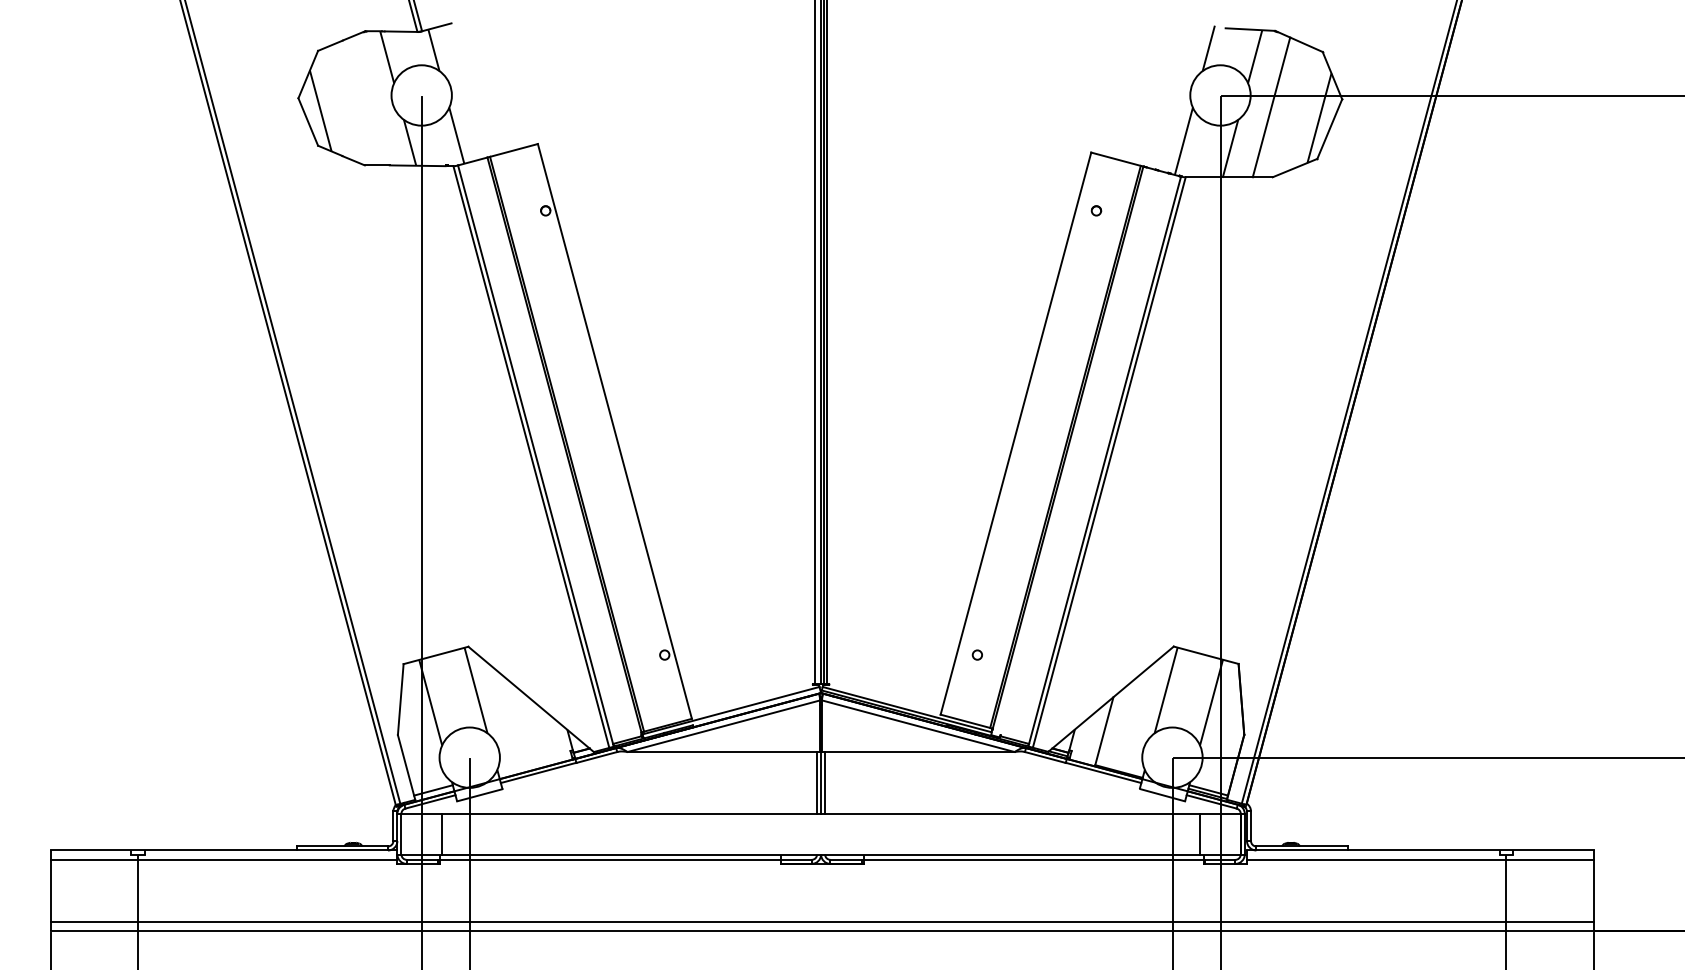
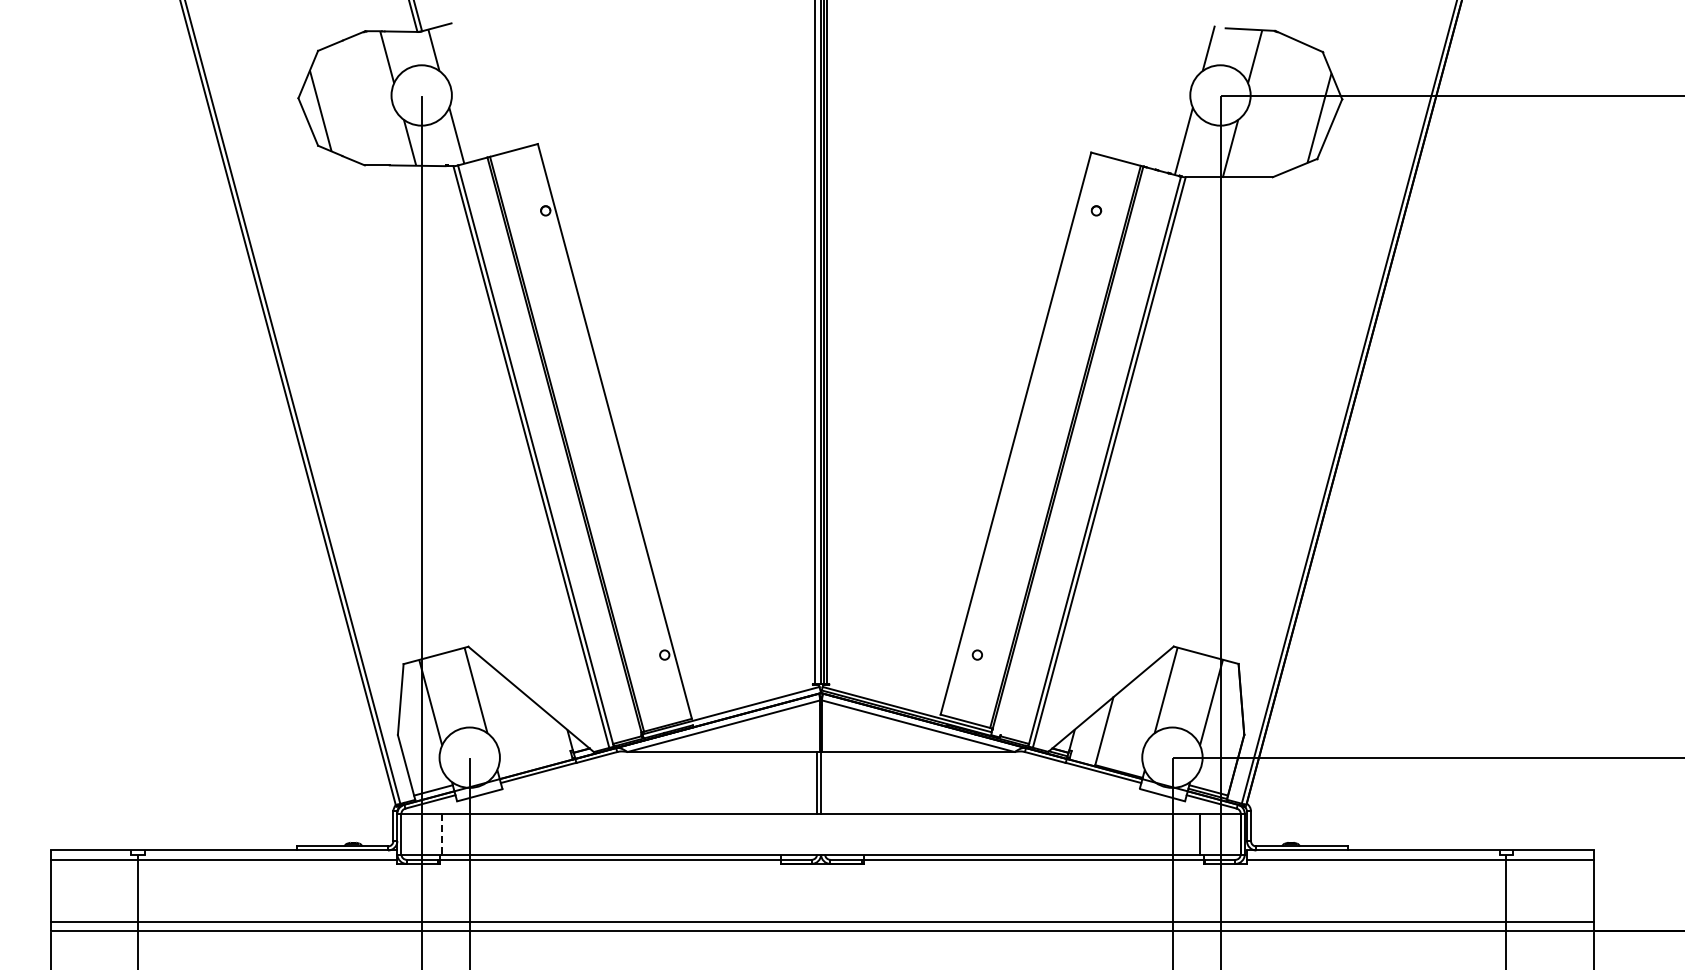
line: present -> none (1271, 107)
line: present -> none (825, 783)
line: solid -> dashed (441, 834)
